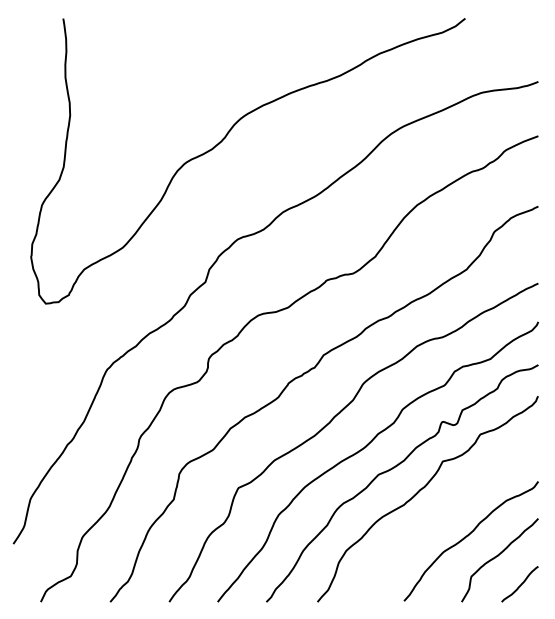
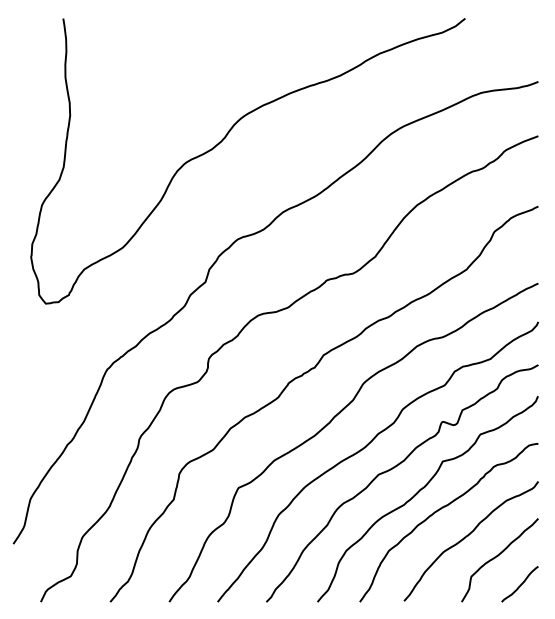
curve: none -> present (441, 509)
